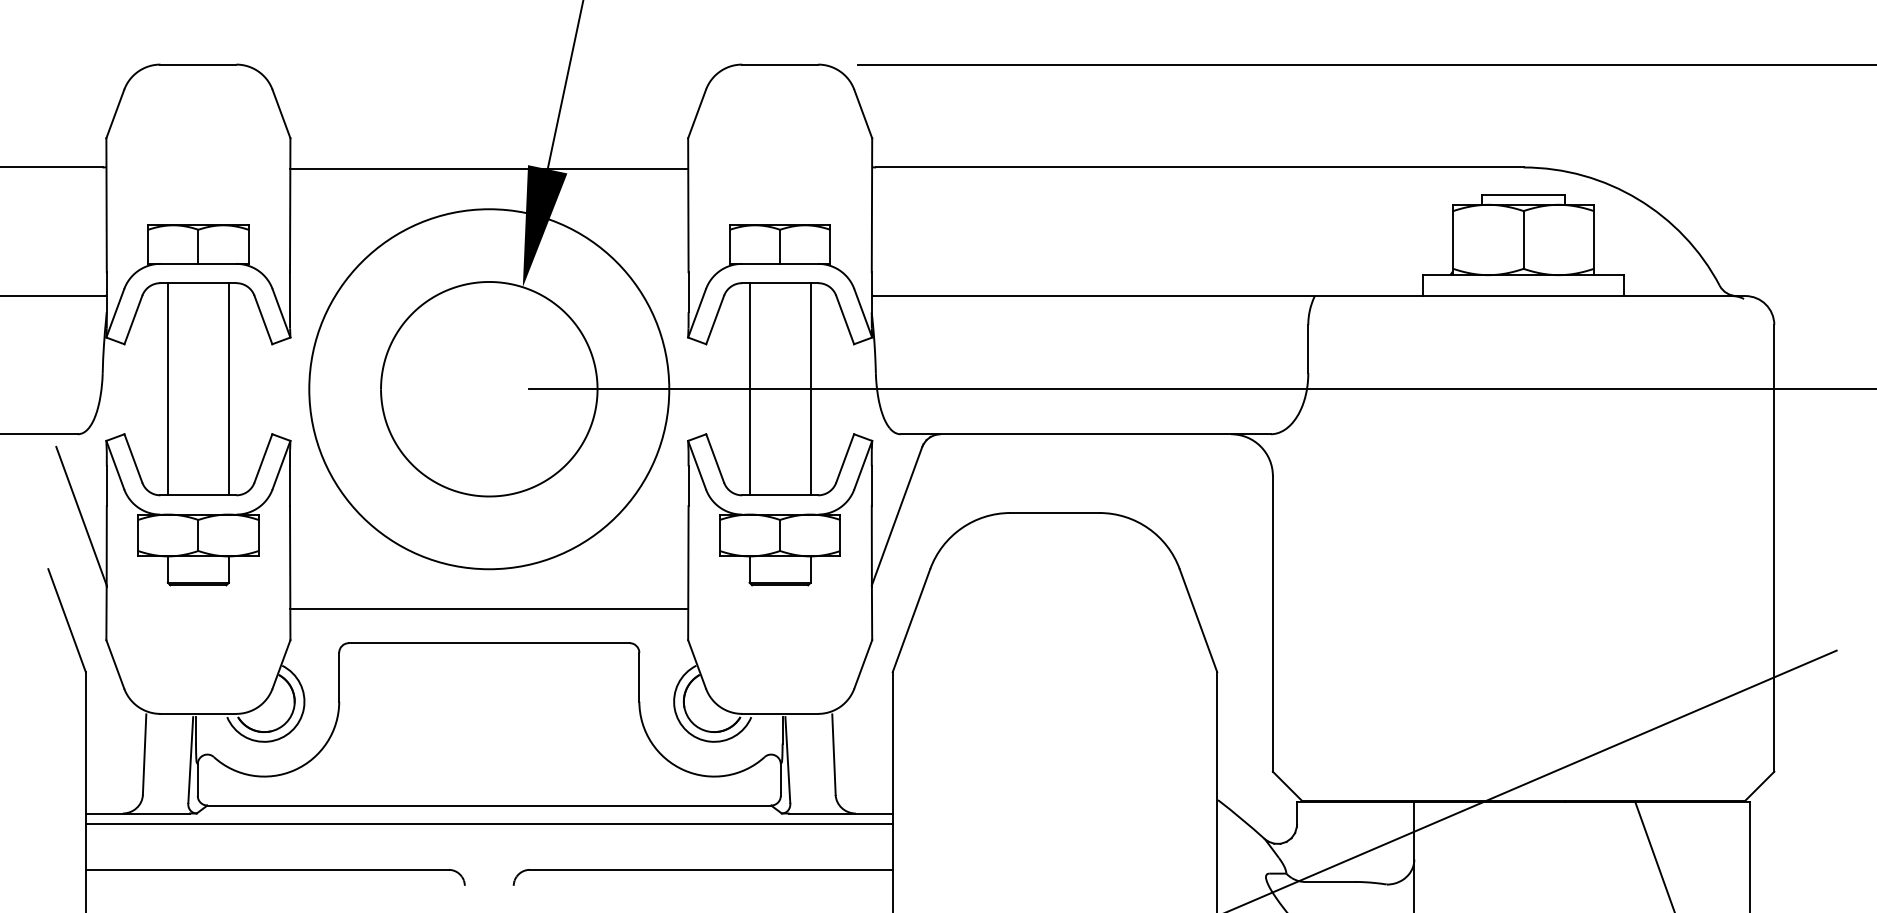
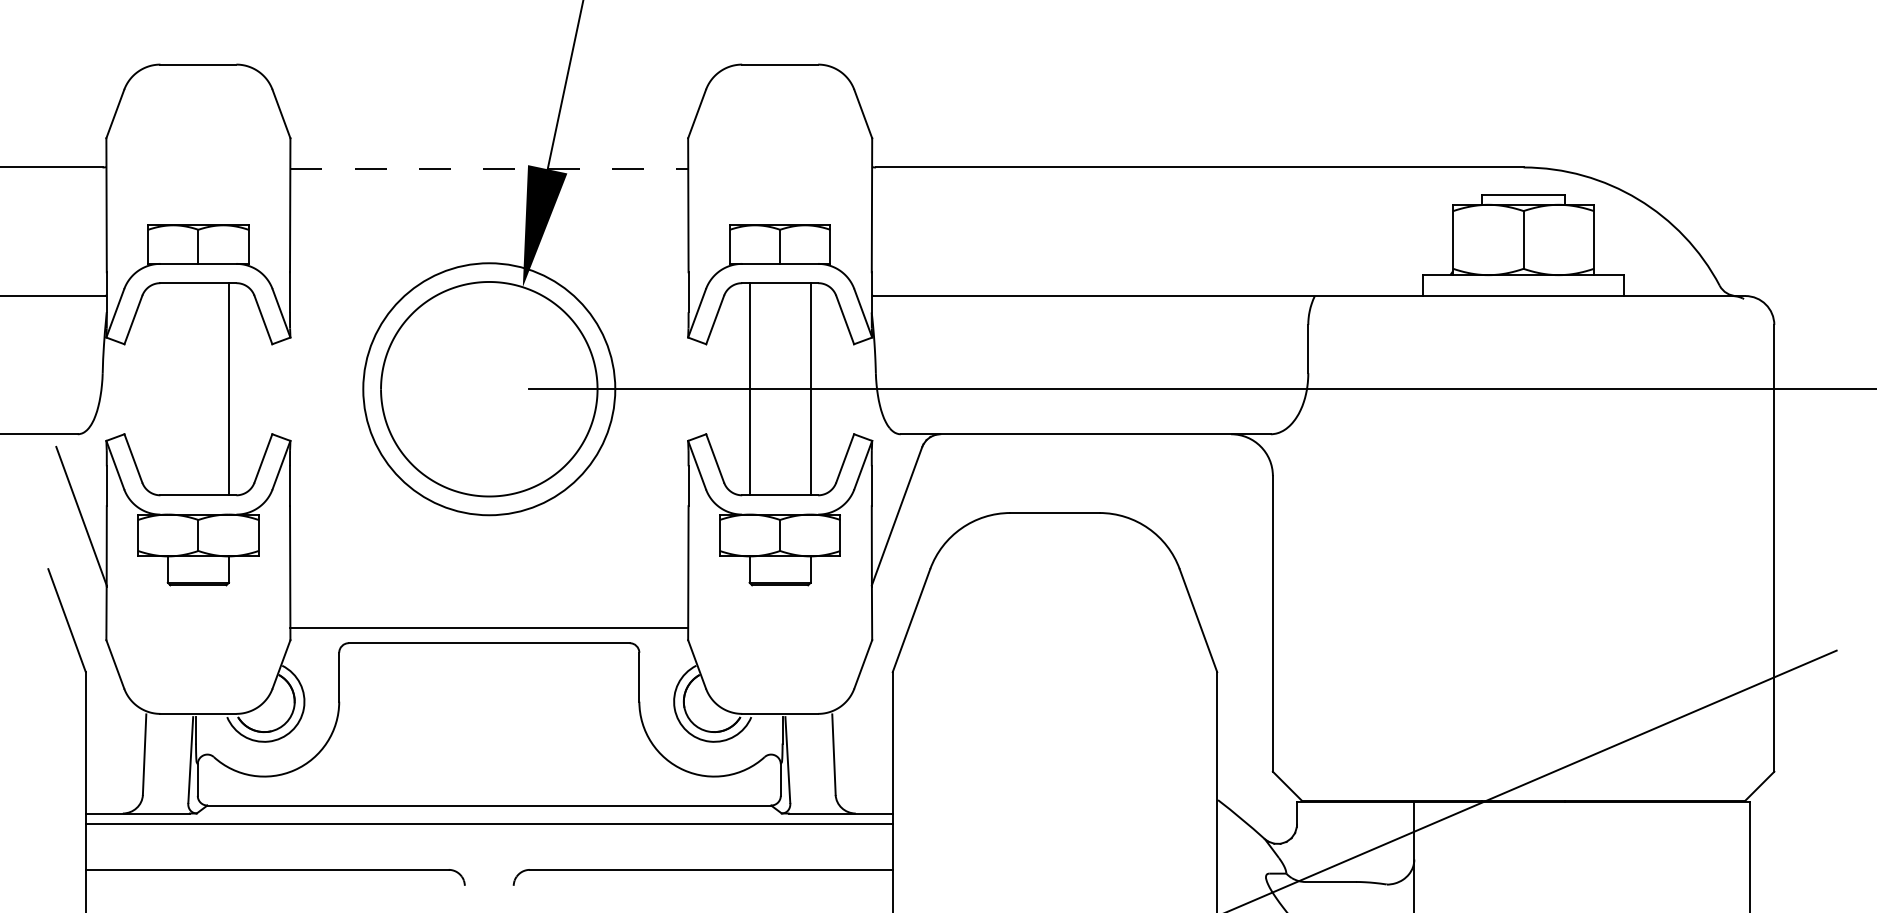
line: present -> none (1365, 64)
line: solid -> dashed (489, 169)
line: present -> none (167, 389)
circle diameter: 360 px -> 252 px (489, 389)
line position: (489, 609) -> (489, 628) (489, 628)
line: present -> none (1654, 855)
